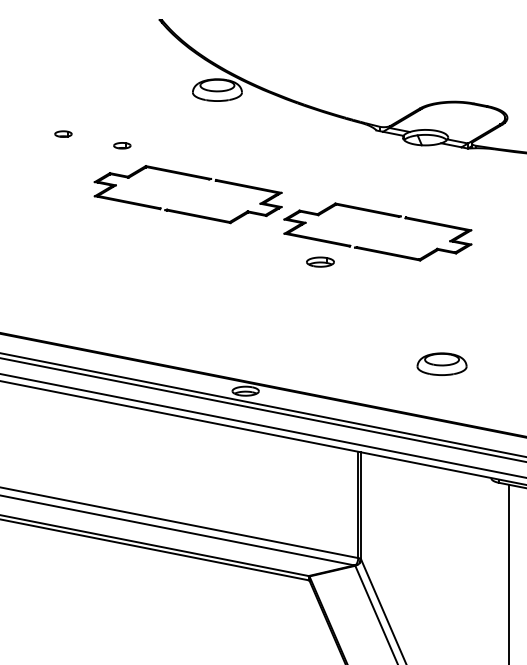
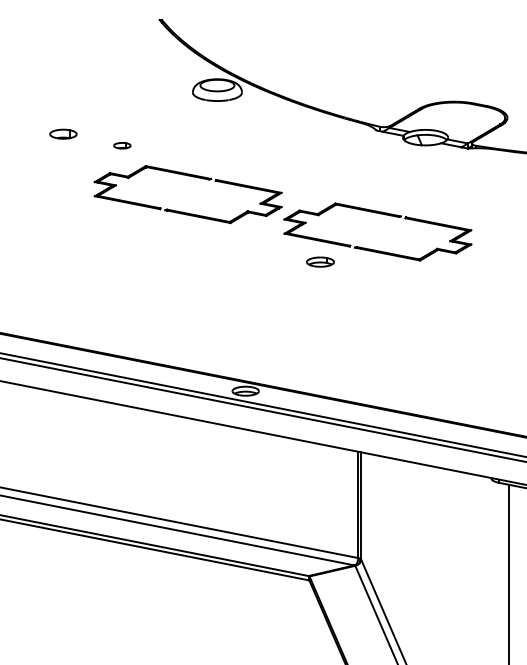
part size: 19x8 px -> 29x12 px (63, 133)
part: present -> none (441, 363)
line: present -> none (262, 425)
